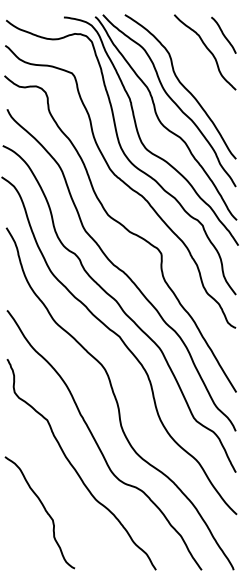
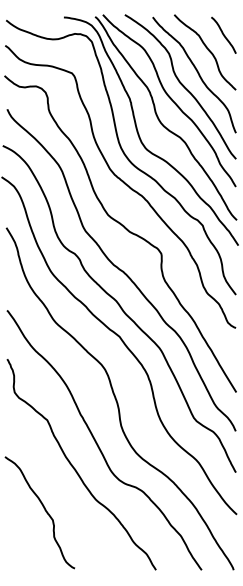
curve: none -> present (197, 73)
